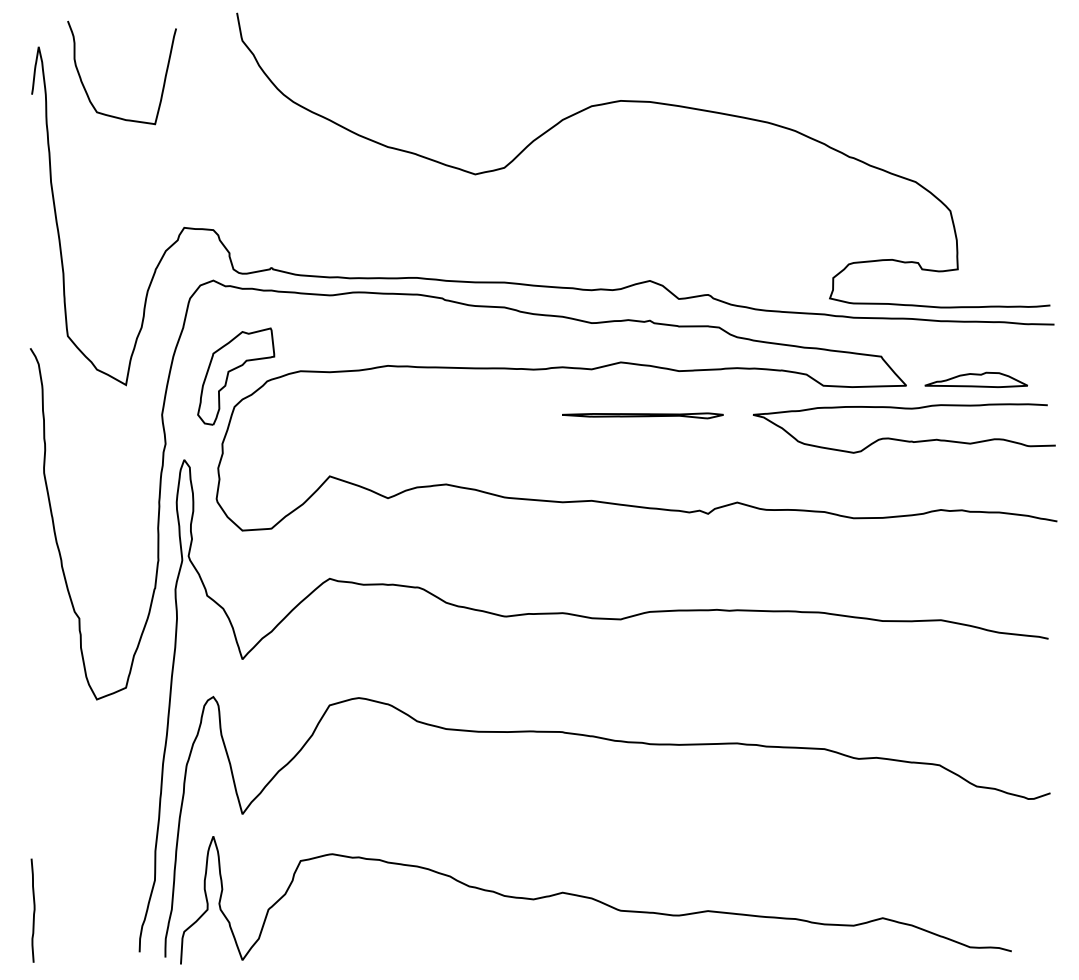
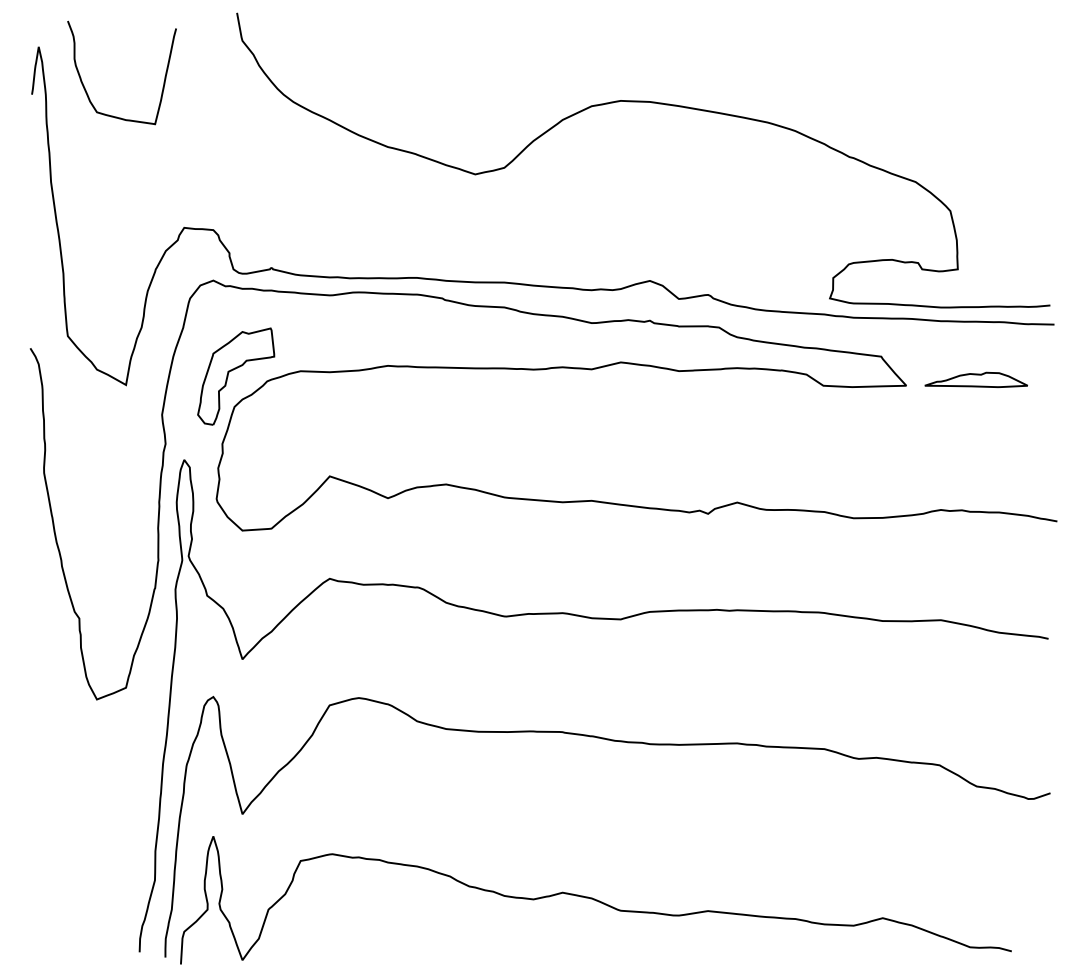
part: present -> none (642, 415)
curve: present -> none (903, 439)
curve: present -> none (33, 910)
